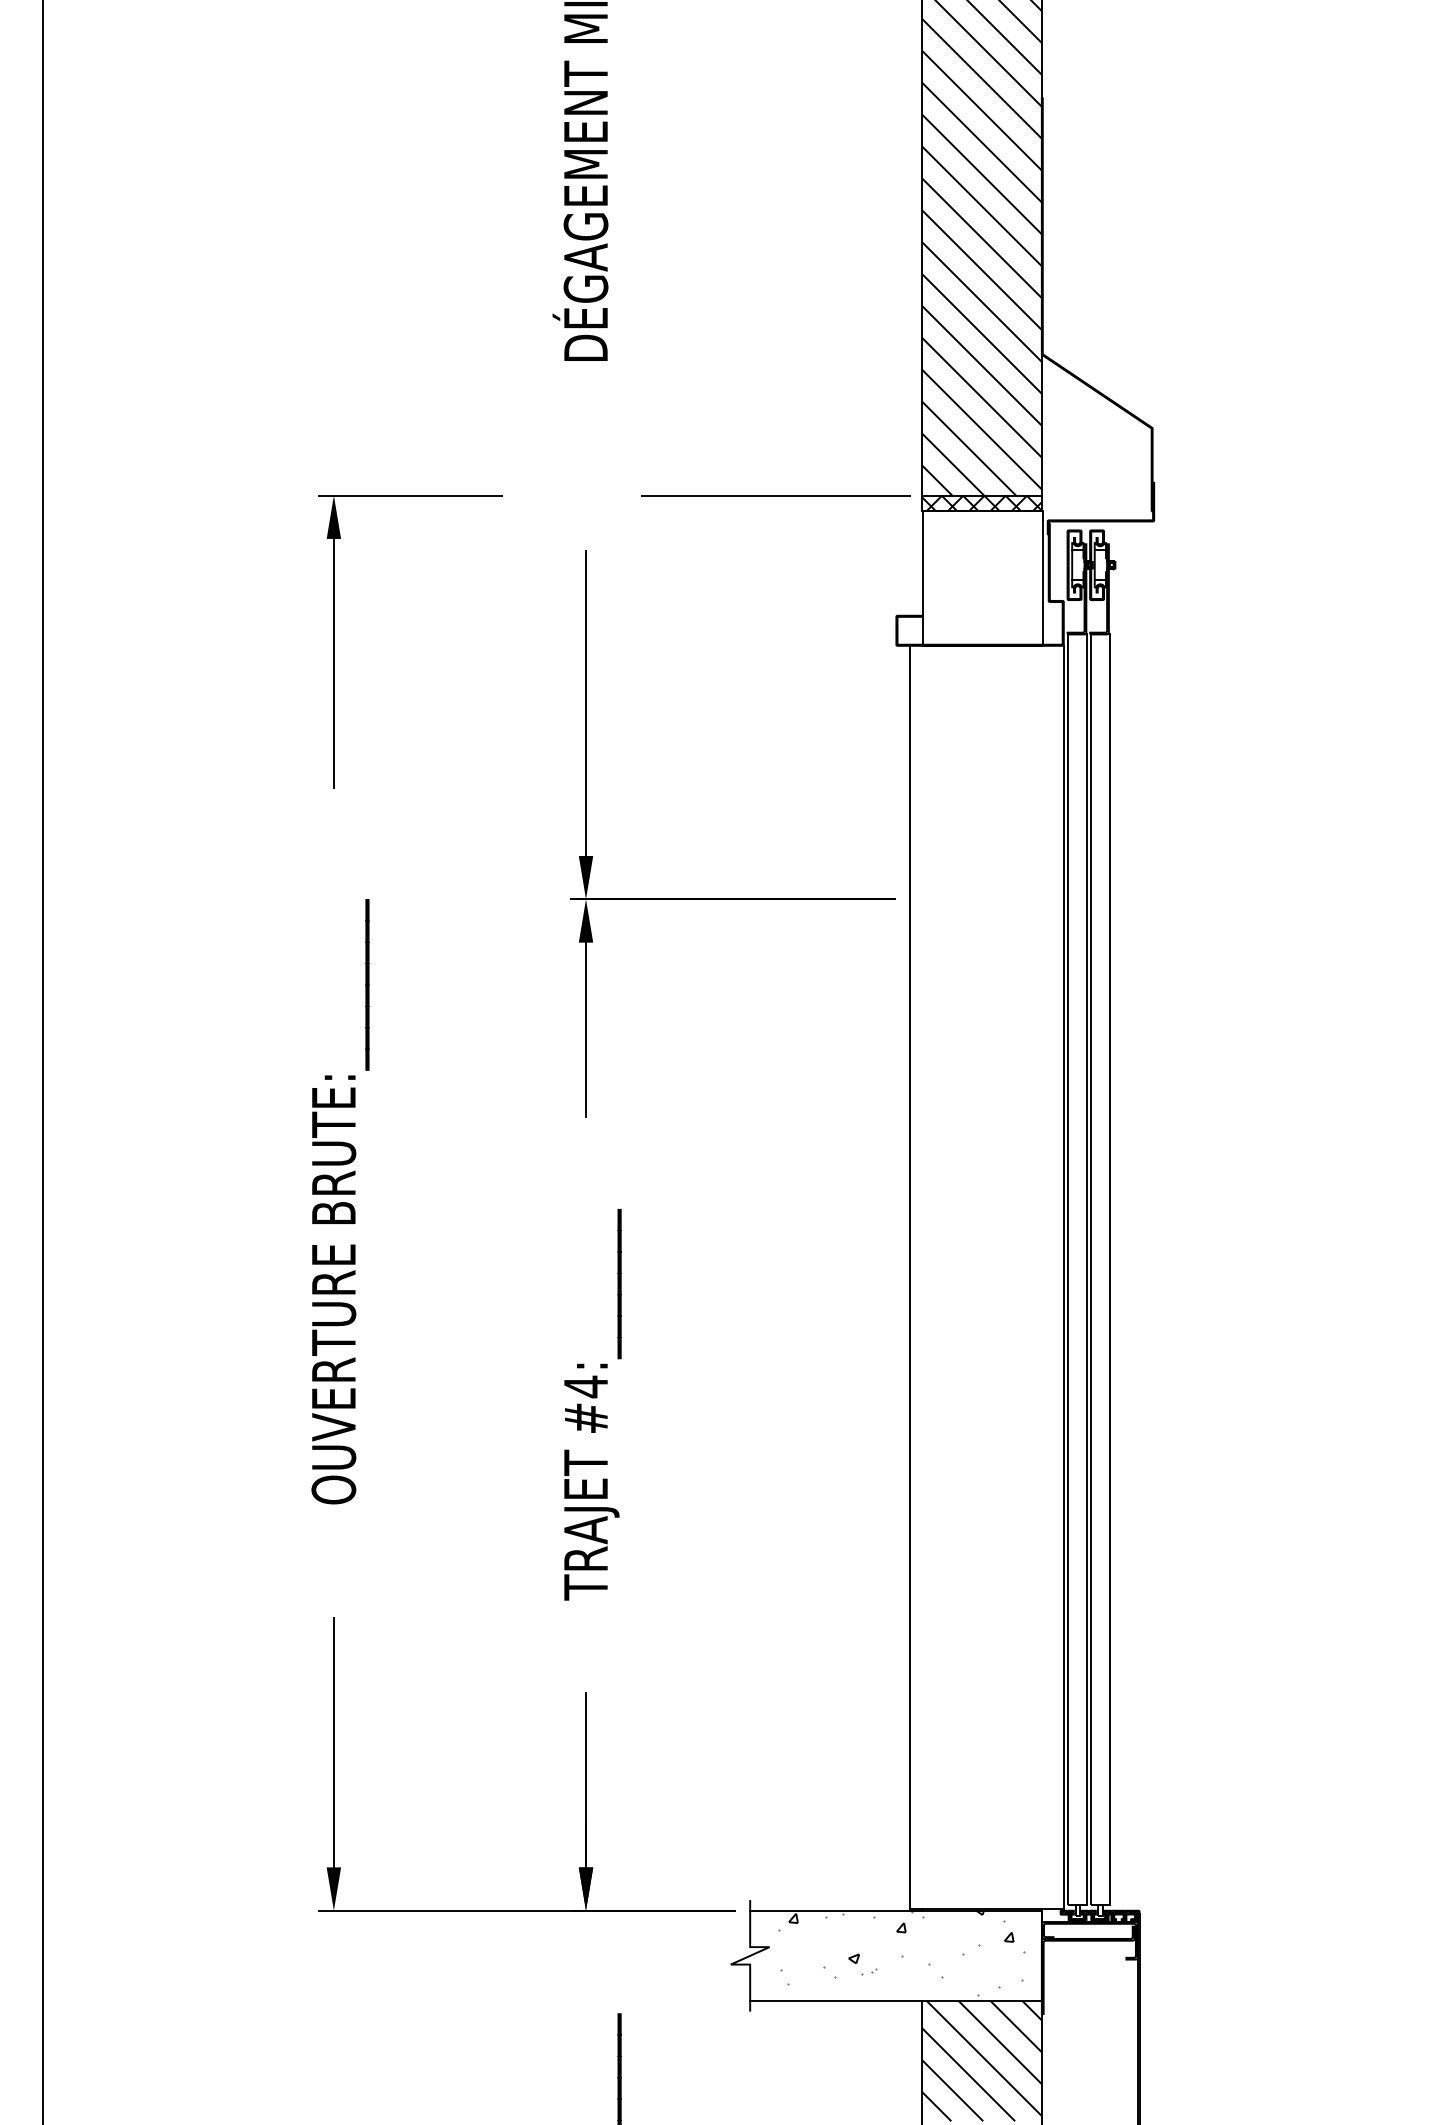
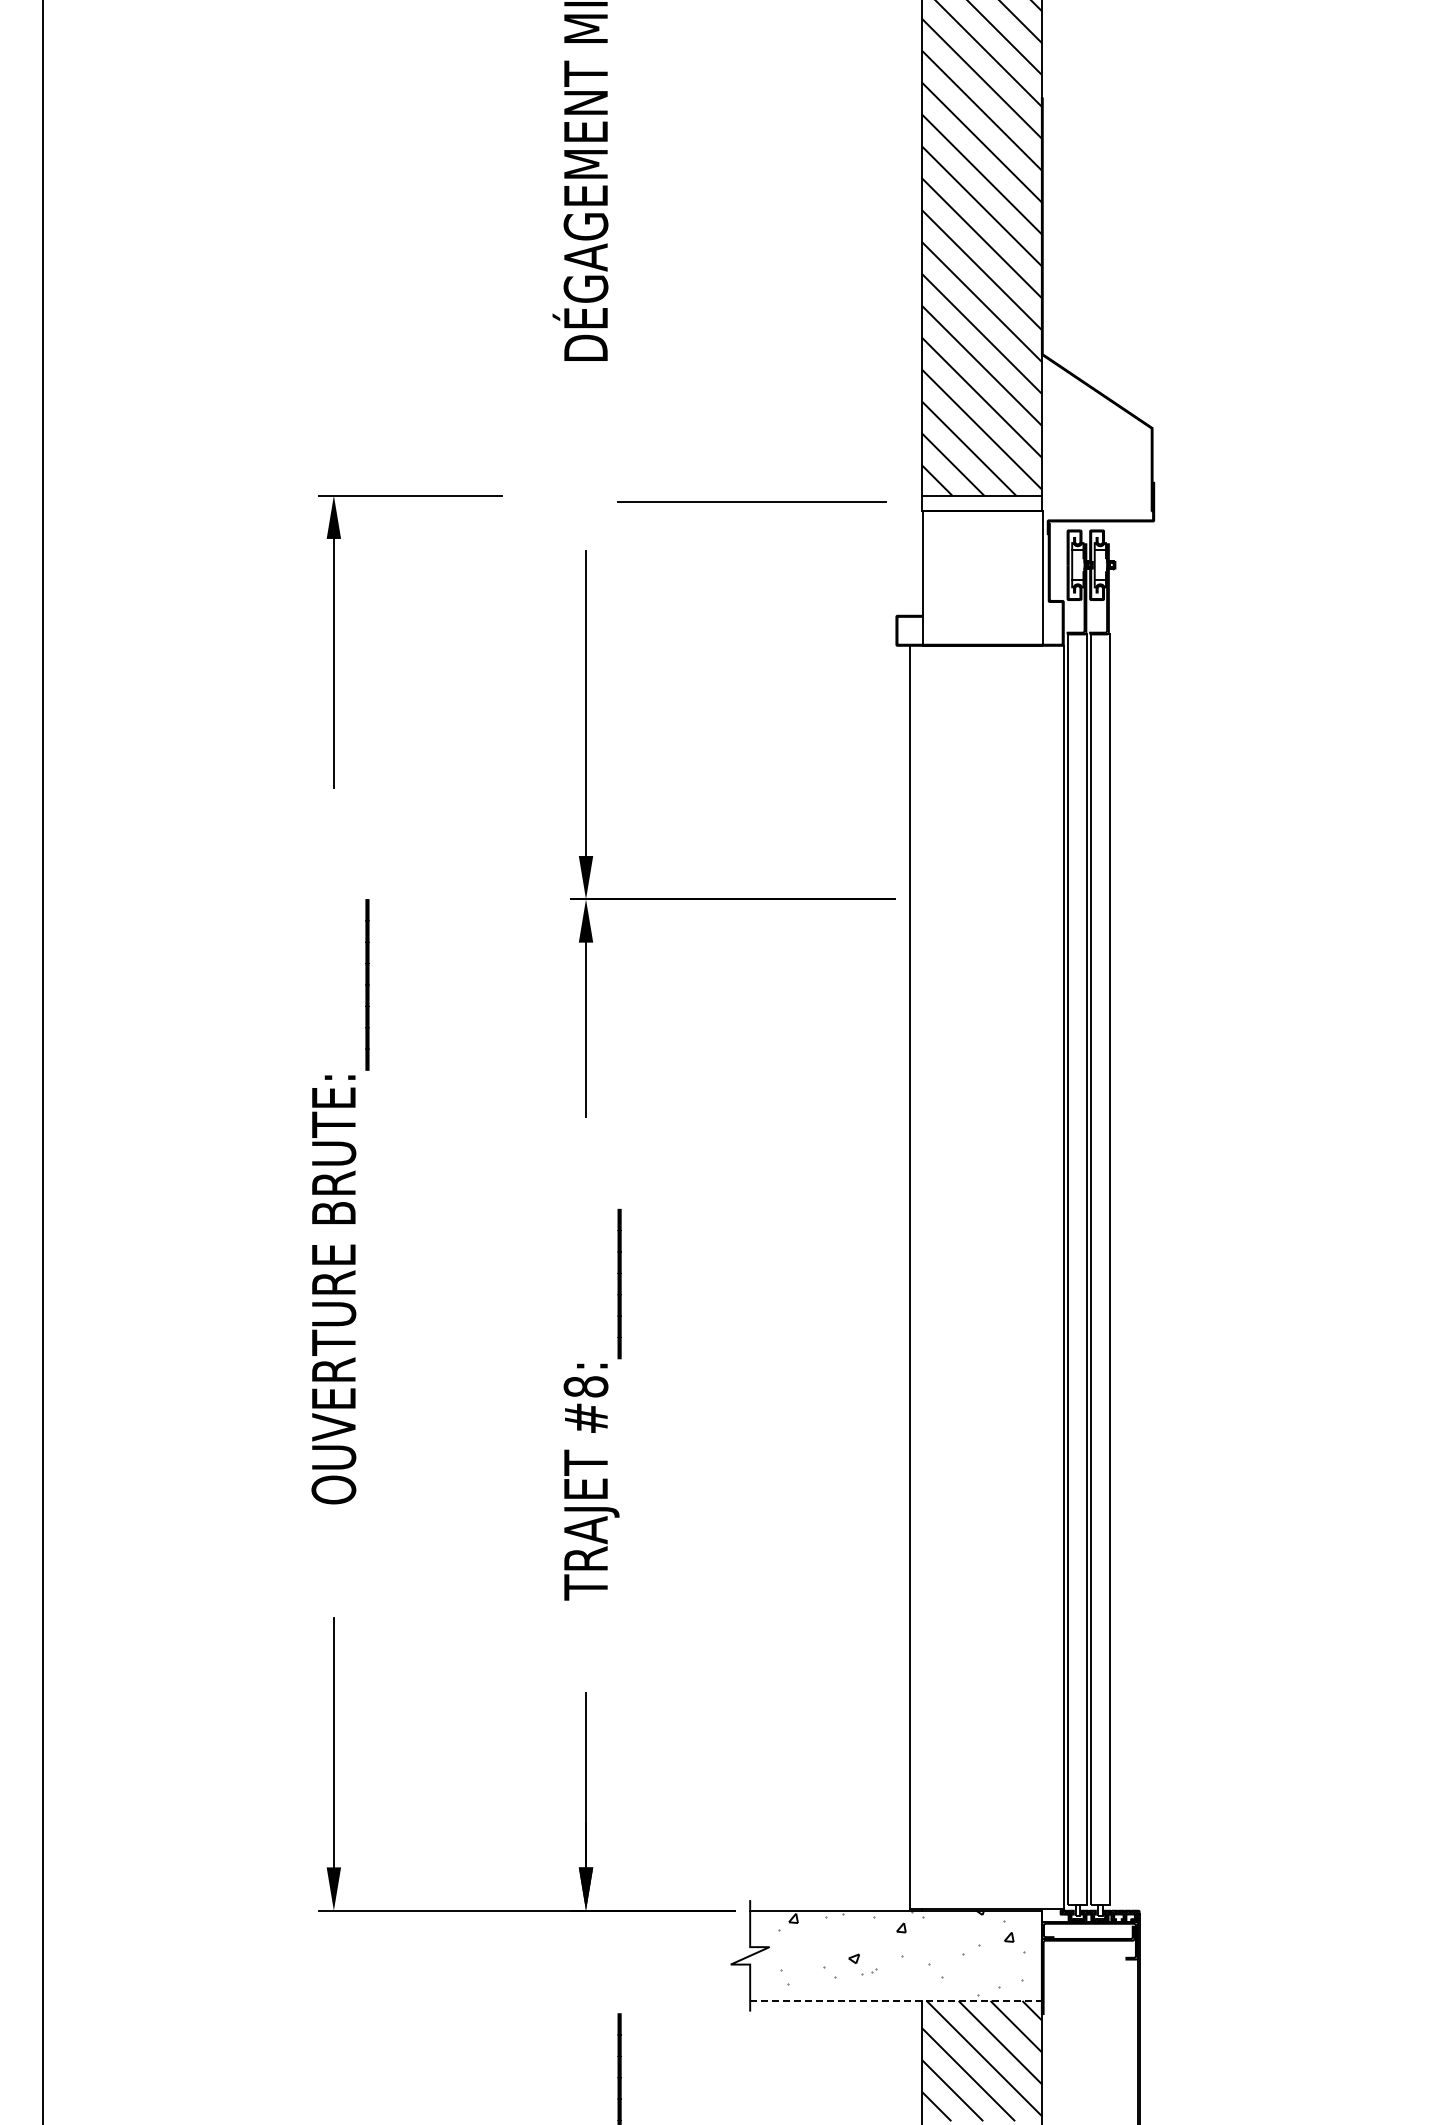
line position: (775, 495) -> (751, 501) (751, 501)
hatch: present -> none (981, 502)
text: #4:_______ -> #8:_______ (585, 1386)
line: solid -> dashed (896, 2000)
